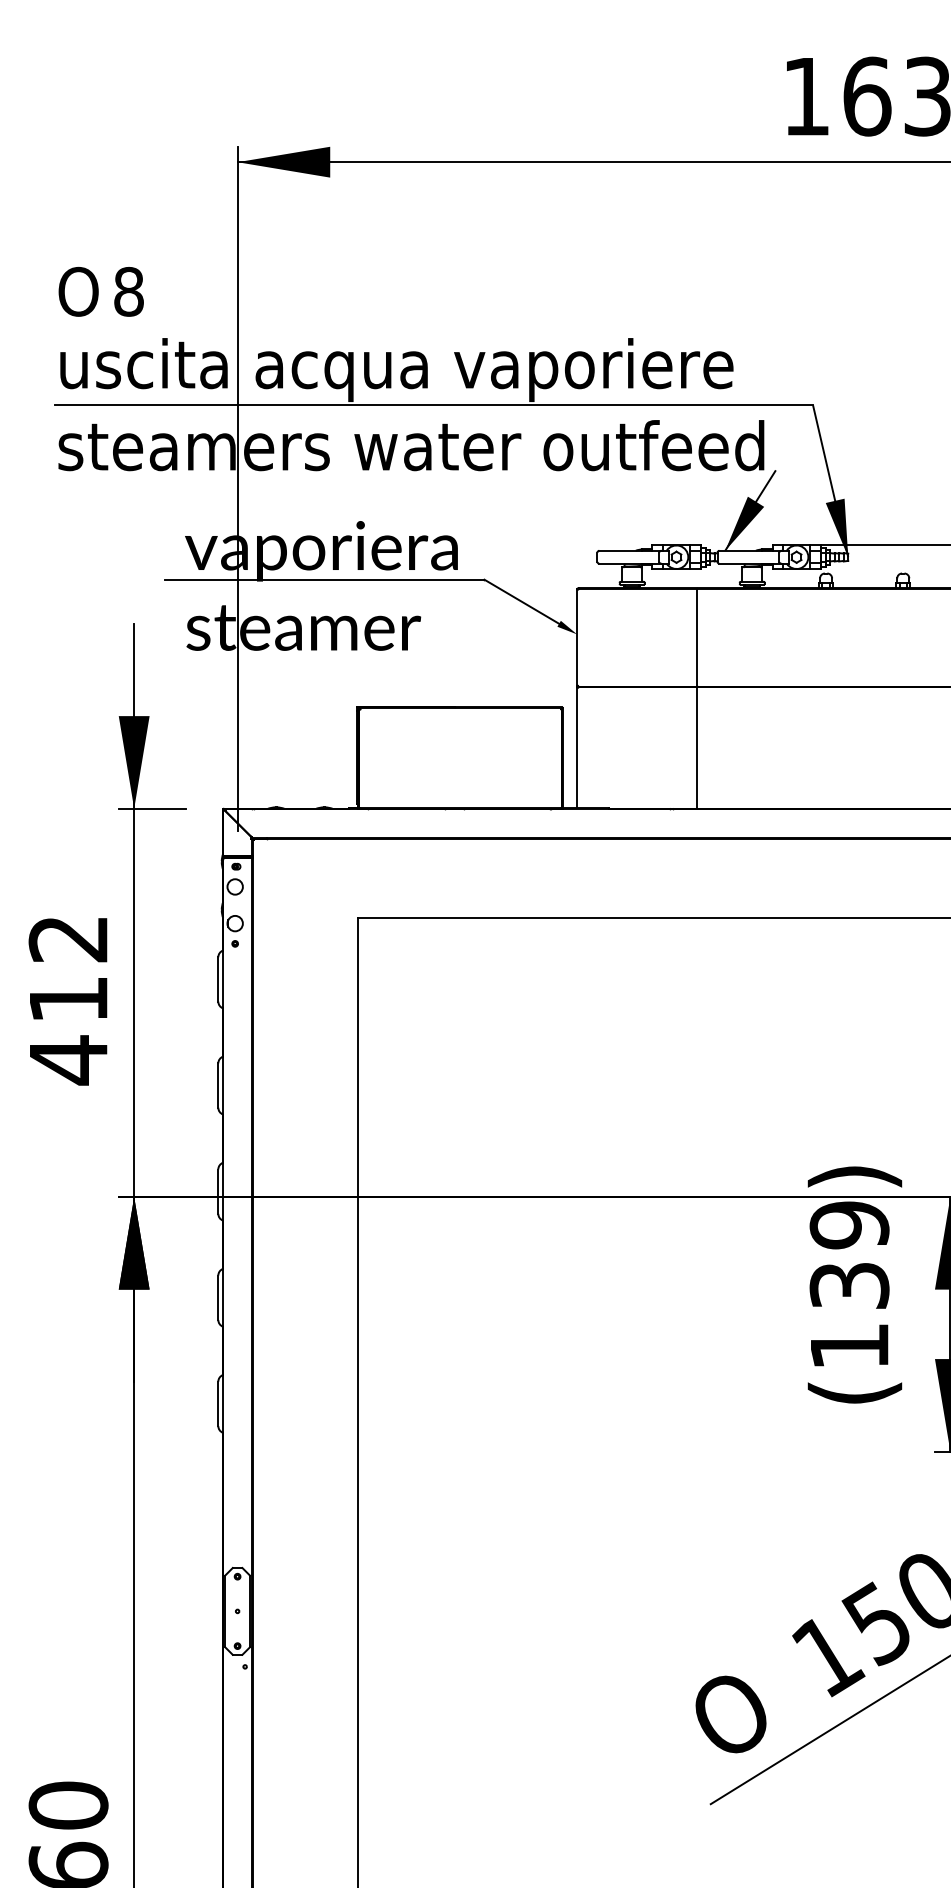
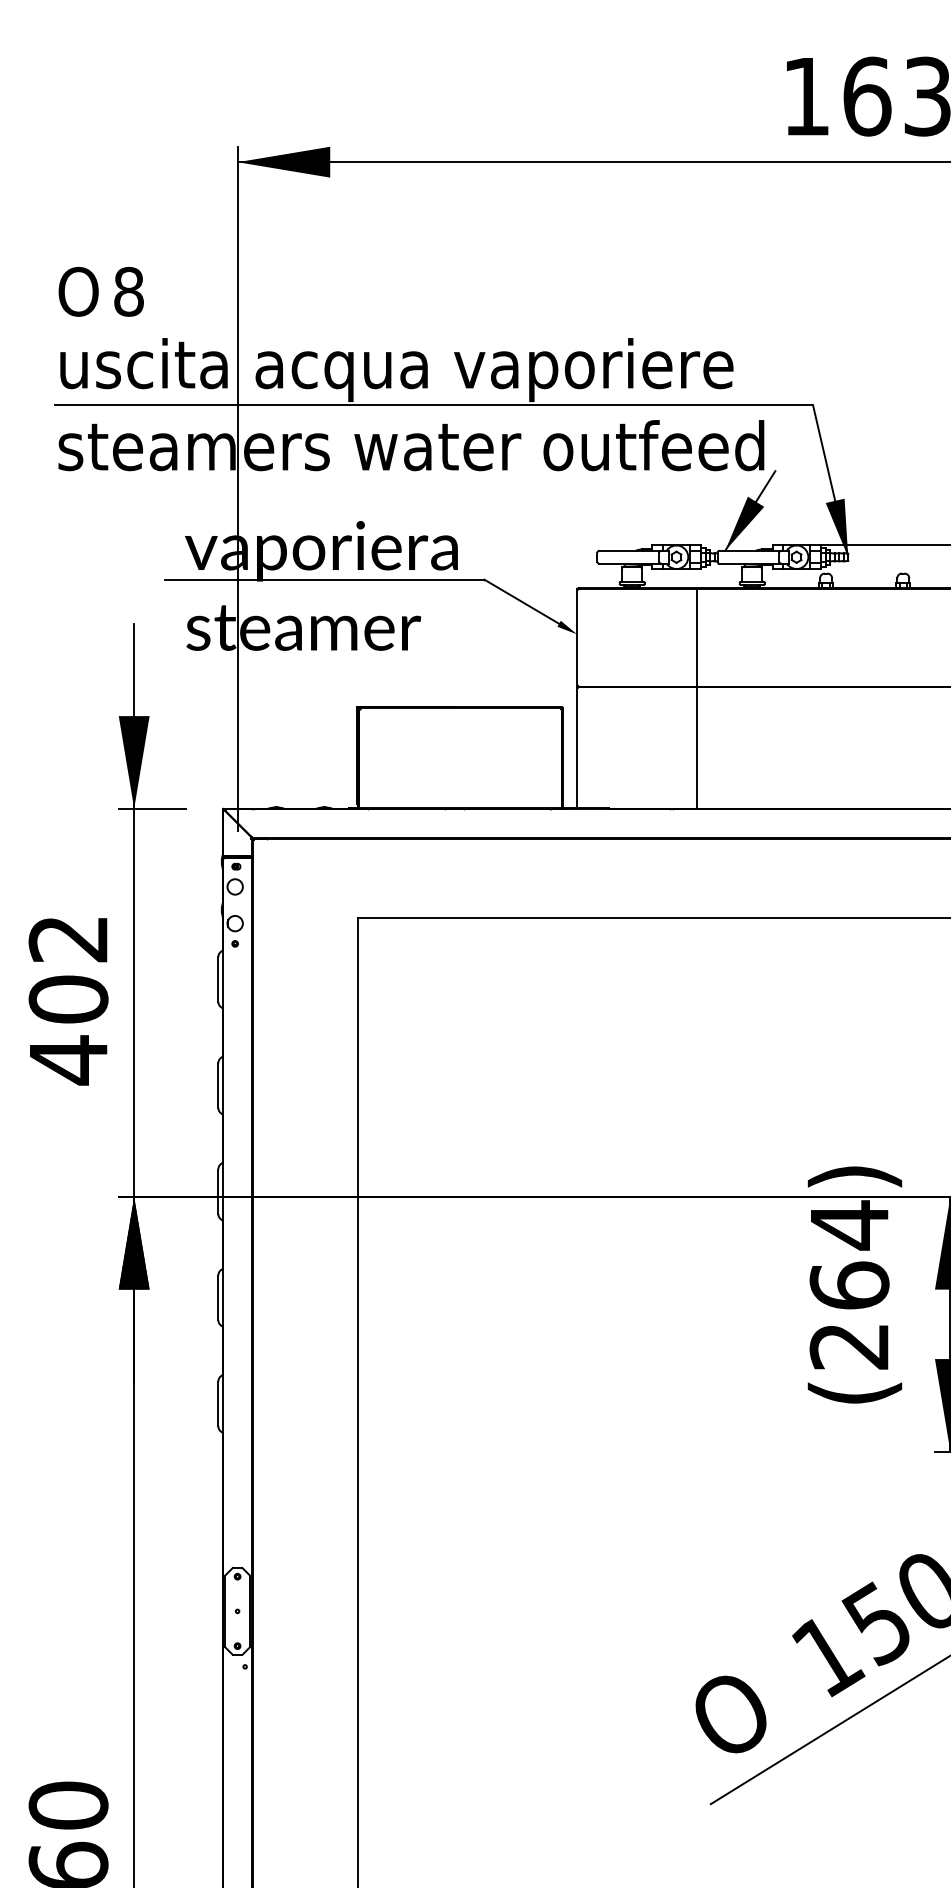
text: 412 -> 402 (68, 999)
text: 139 -> 264 (849, 1284)
